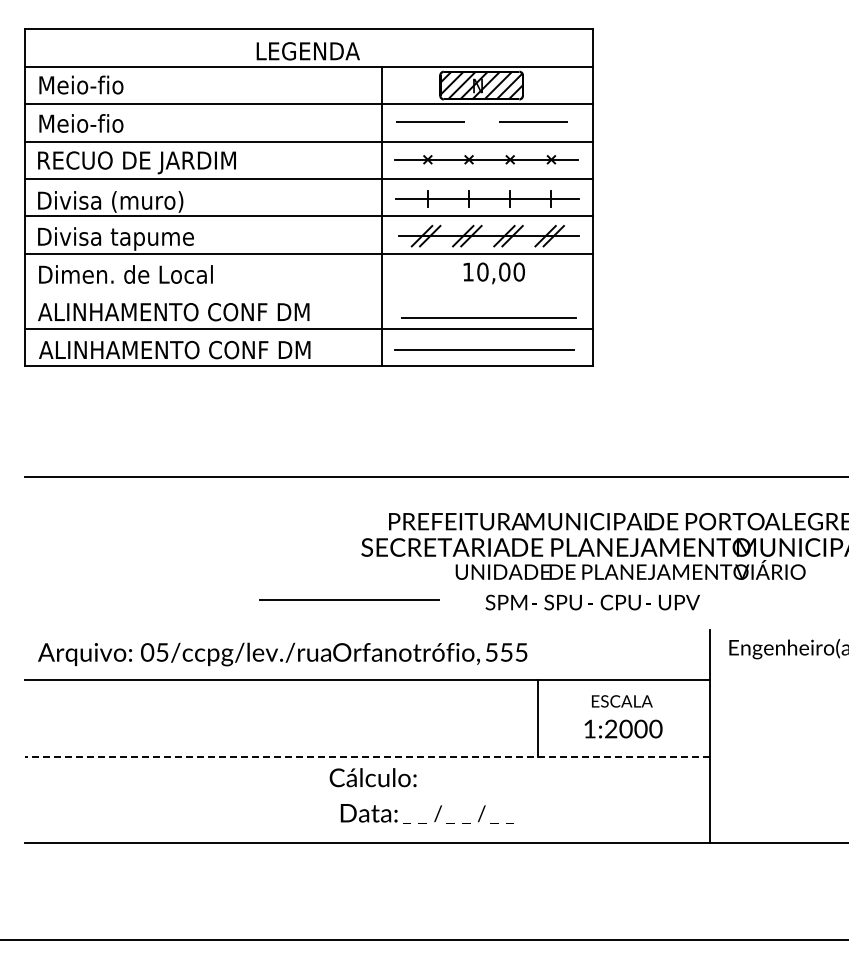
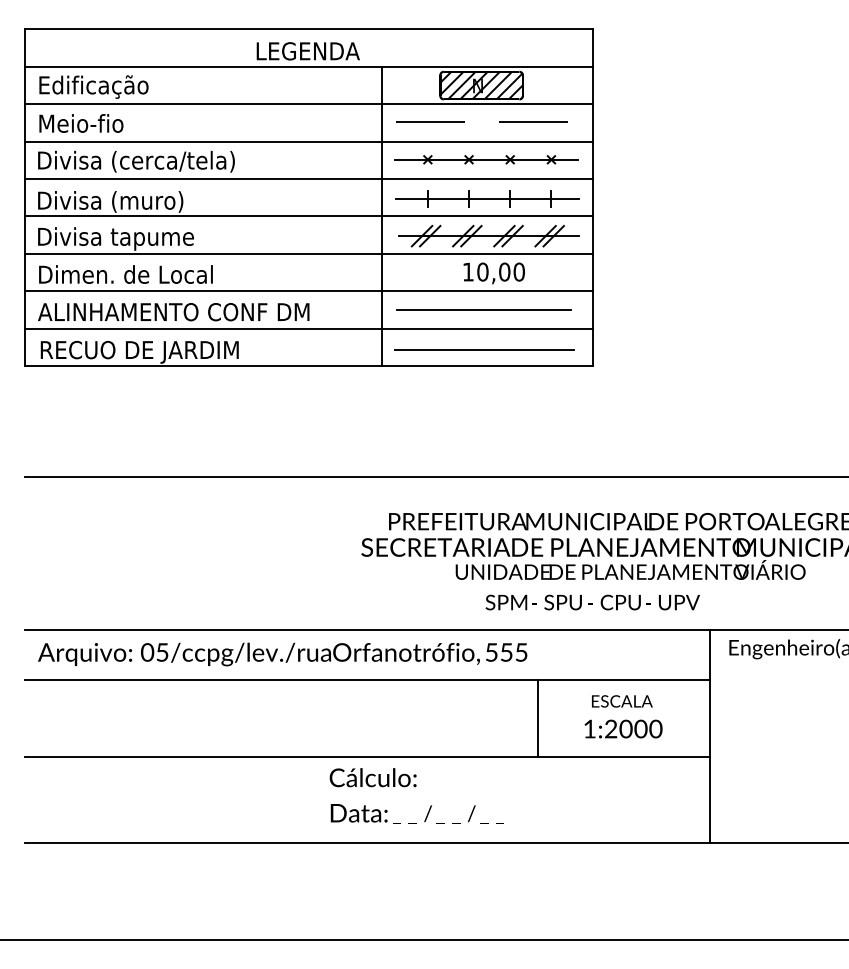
text: Meio-fio -> Edificação (94, 86)
text: RECUO DE JARDIM -> Divisa (cerca/tela) (137, 162)
line: none -> present (309, 291)
line position: (488, 317) -> (483, 309) (483, 309)
text: ALINHAMENTO CONF DM -> RECUO DE JARDIM (174, 351)
line: present -> none (349, 599)
line: none -> present (435, 629)
line: dashed -> solid (367, 756)
text position: (426, 813) -> (416, 813) (416, 813)
